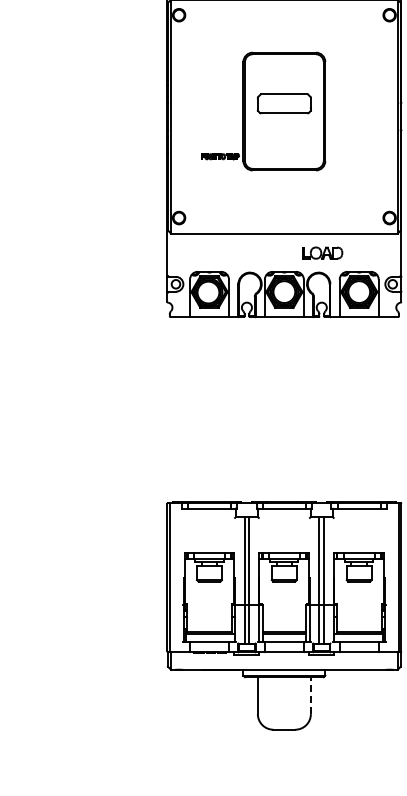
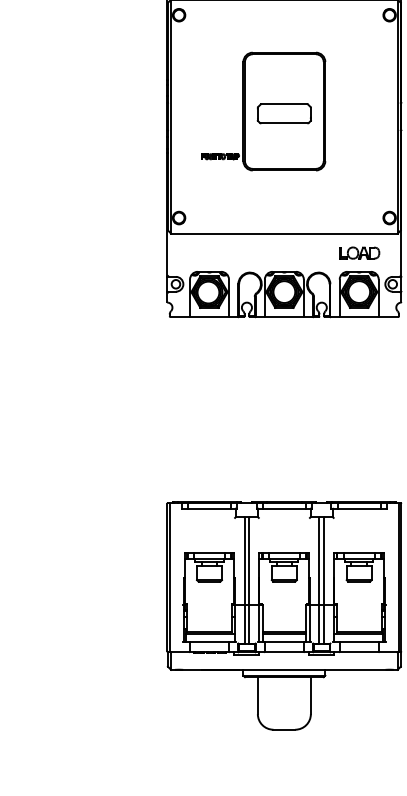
part position: (283, 103) -> (283, 113) (283, 113)
part position: (322, 252) -> (359, 252) (359, 252)
line: dashed -> solid (310, 695)
